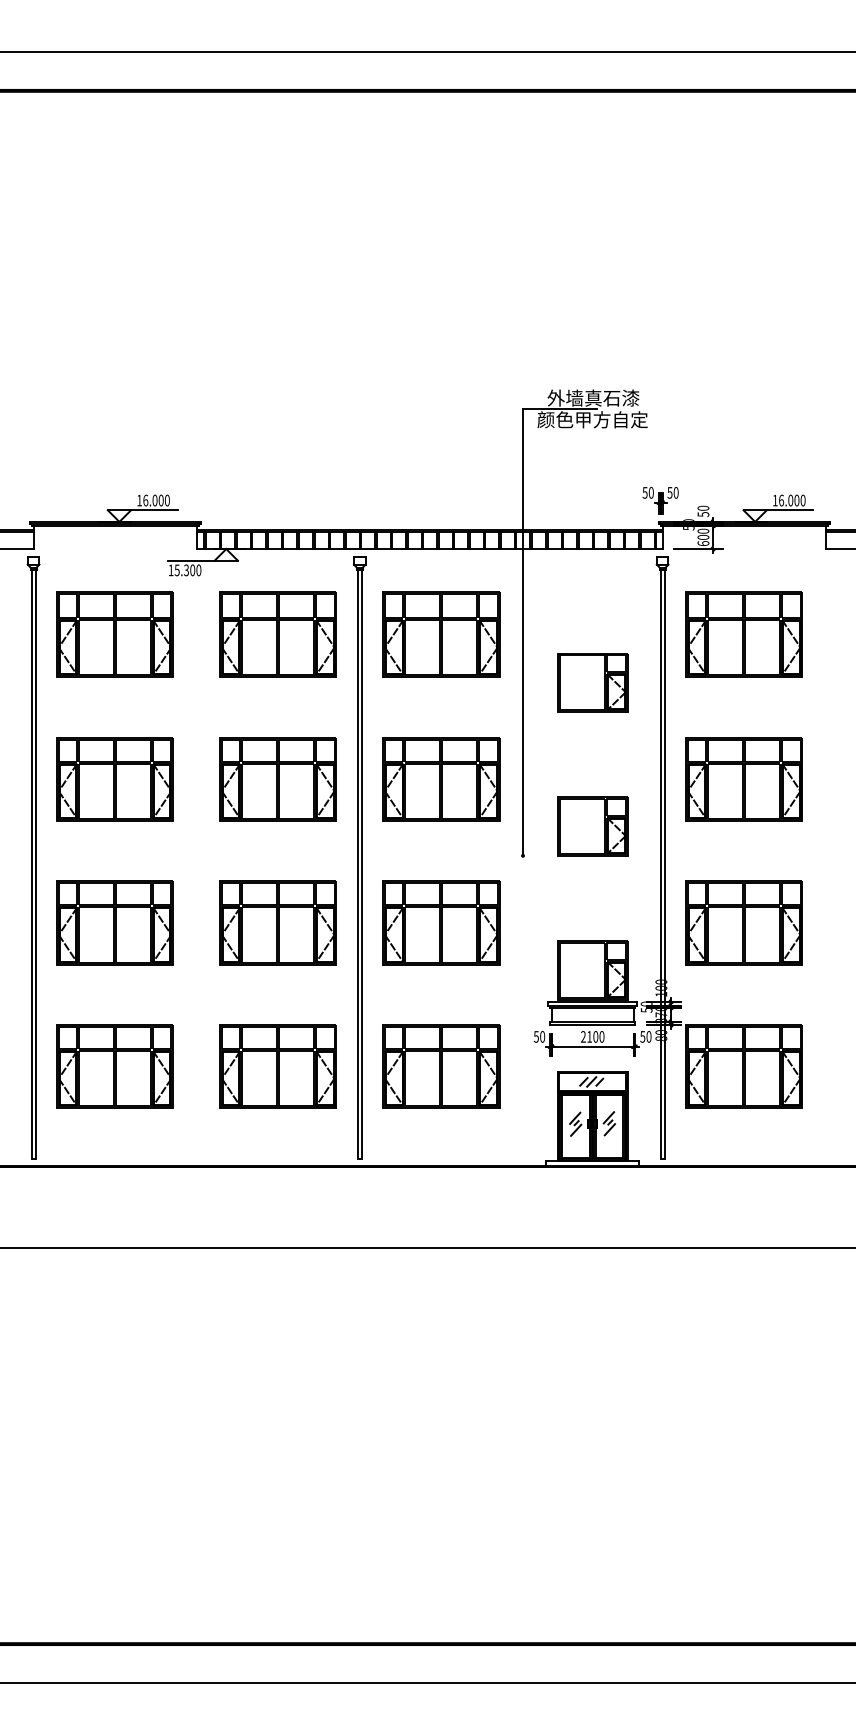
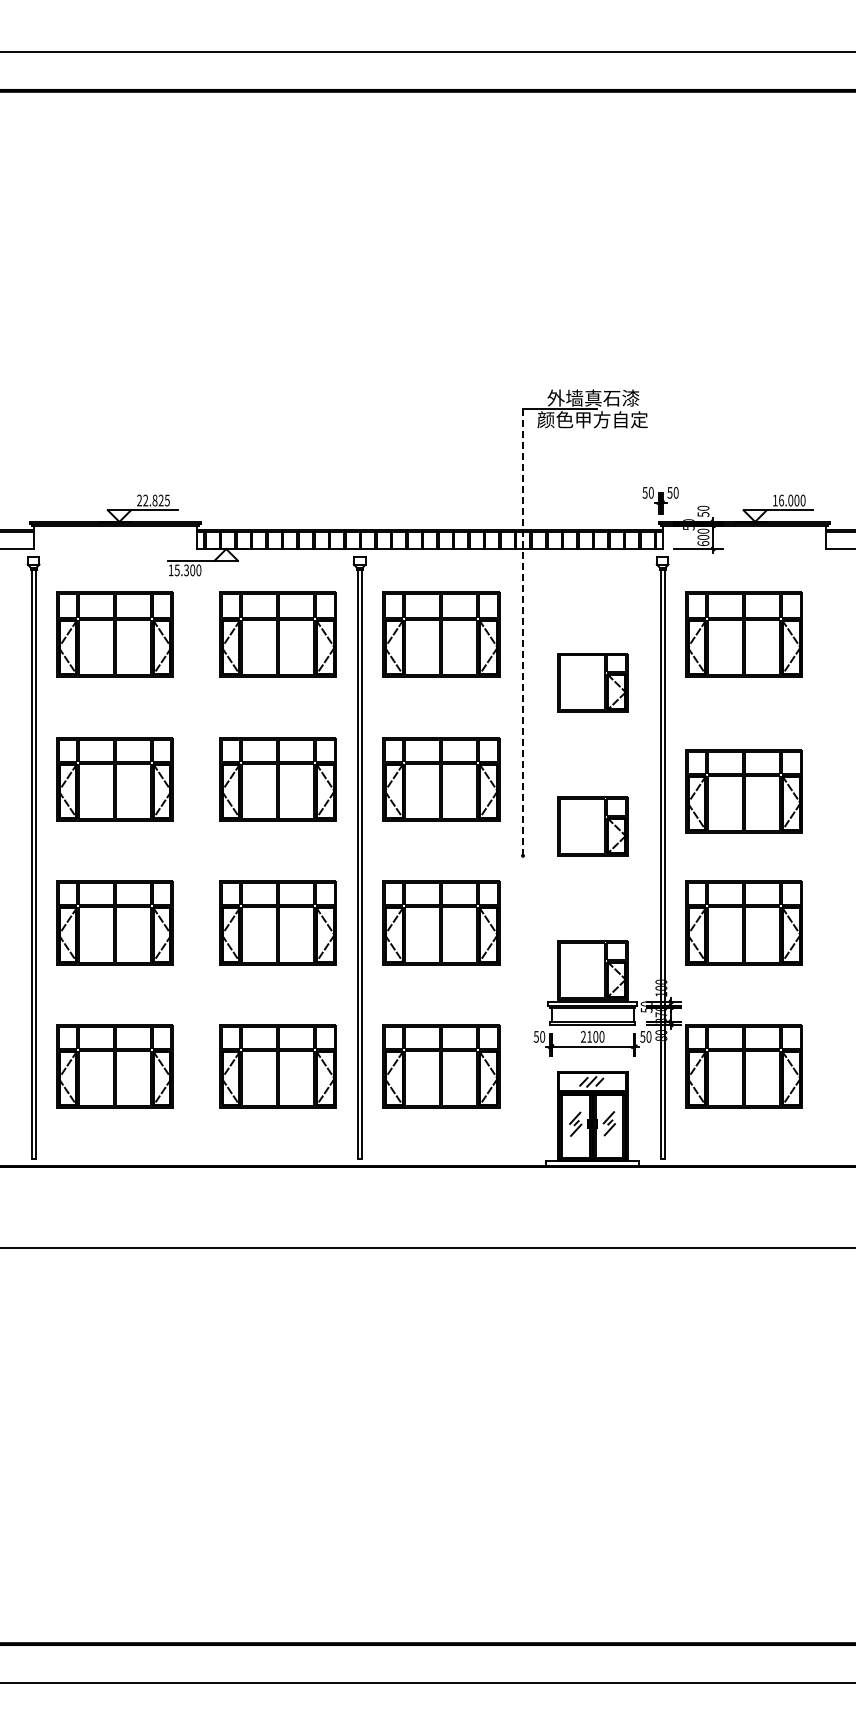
text: 16.000 -> 22.825 (153, 500)
line: solid -> dashed (523, 632)
part position: (743, 779) -> (743, 791) (743, 791)
